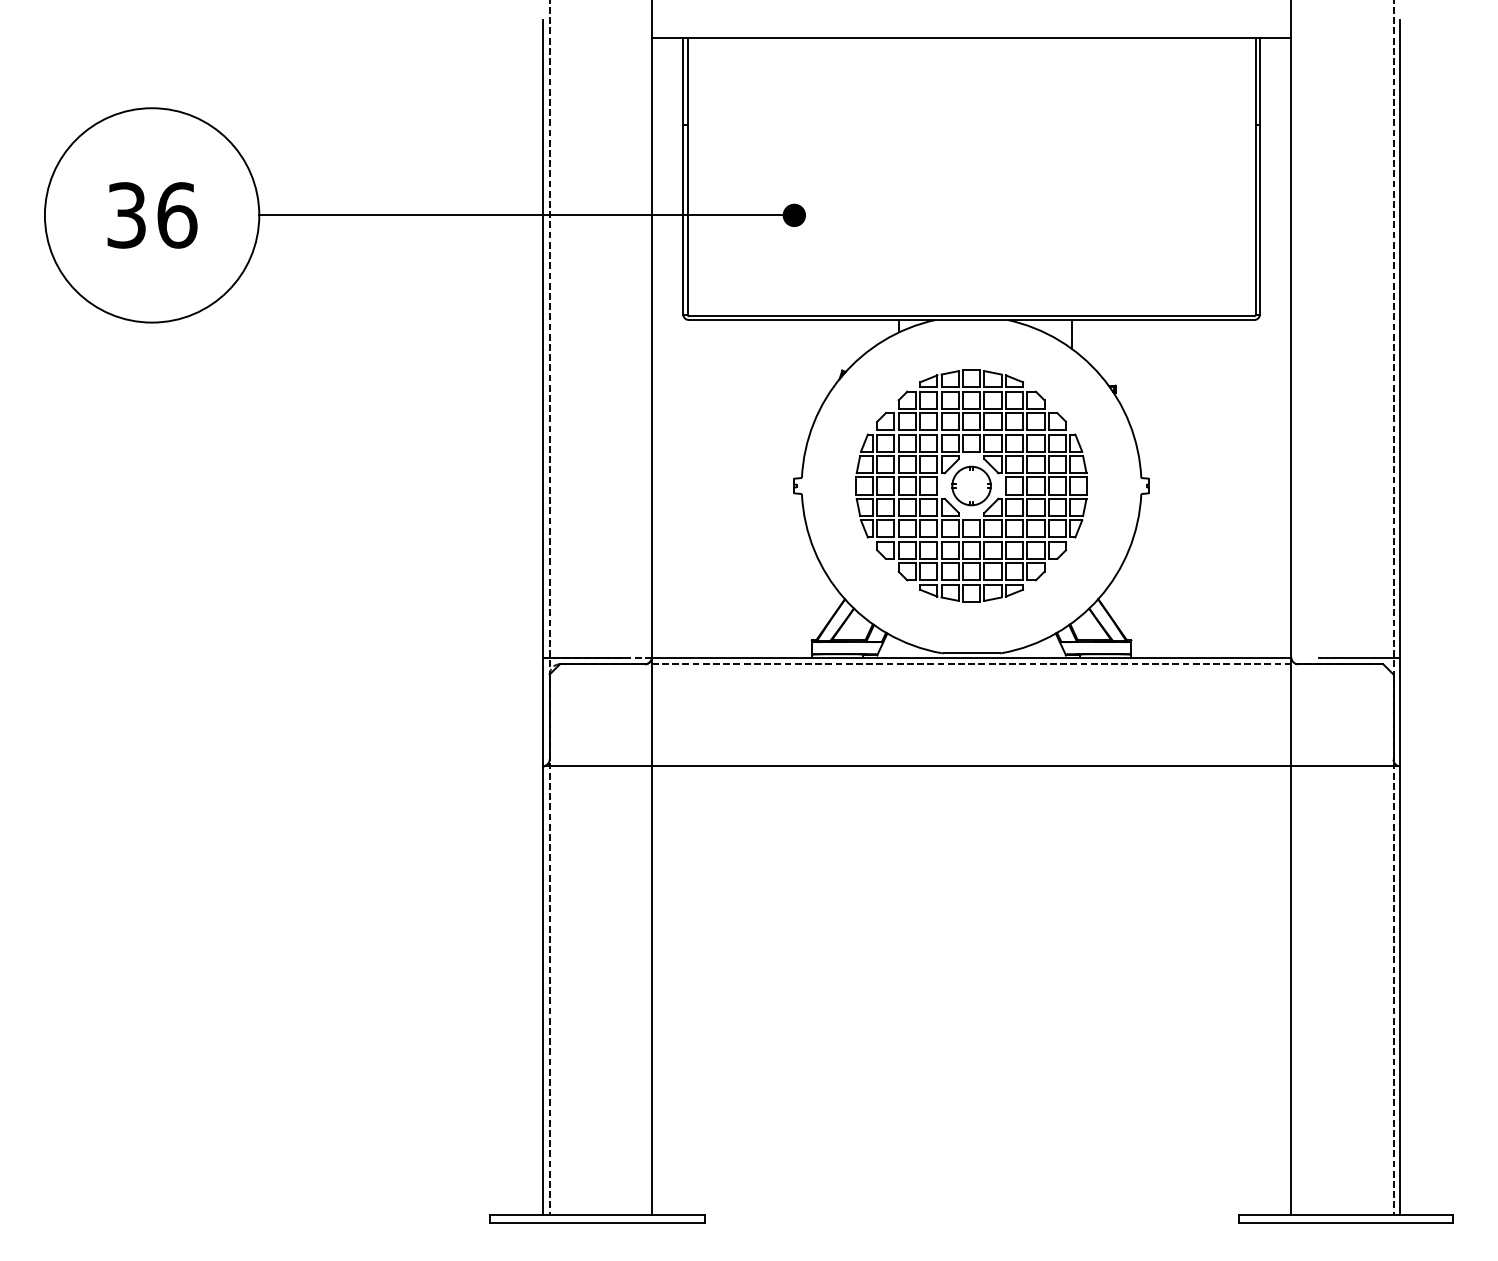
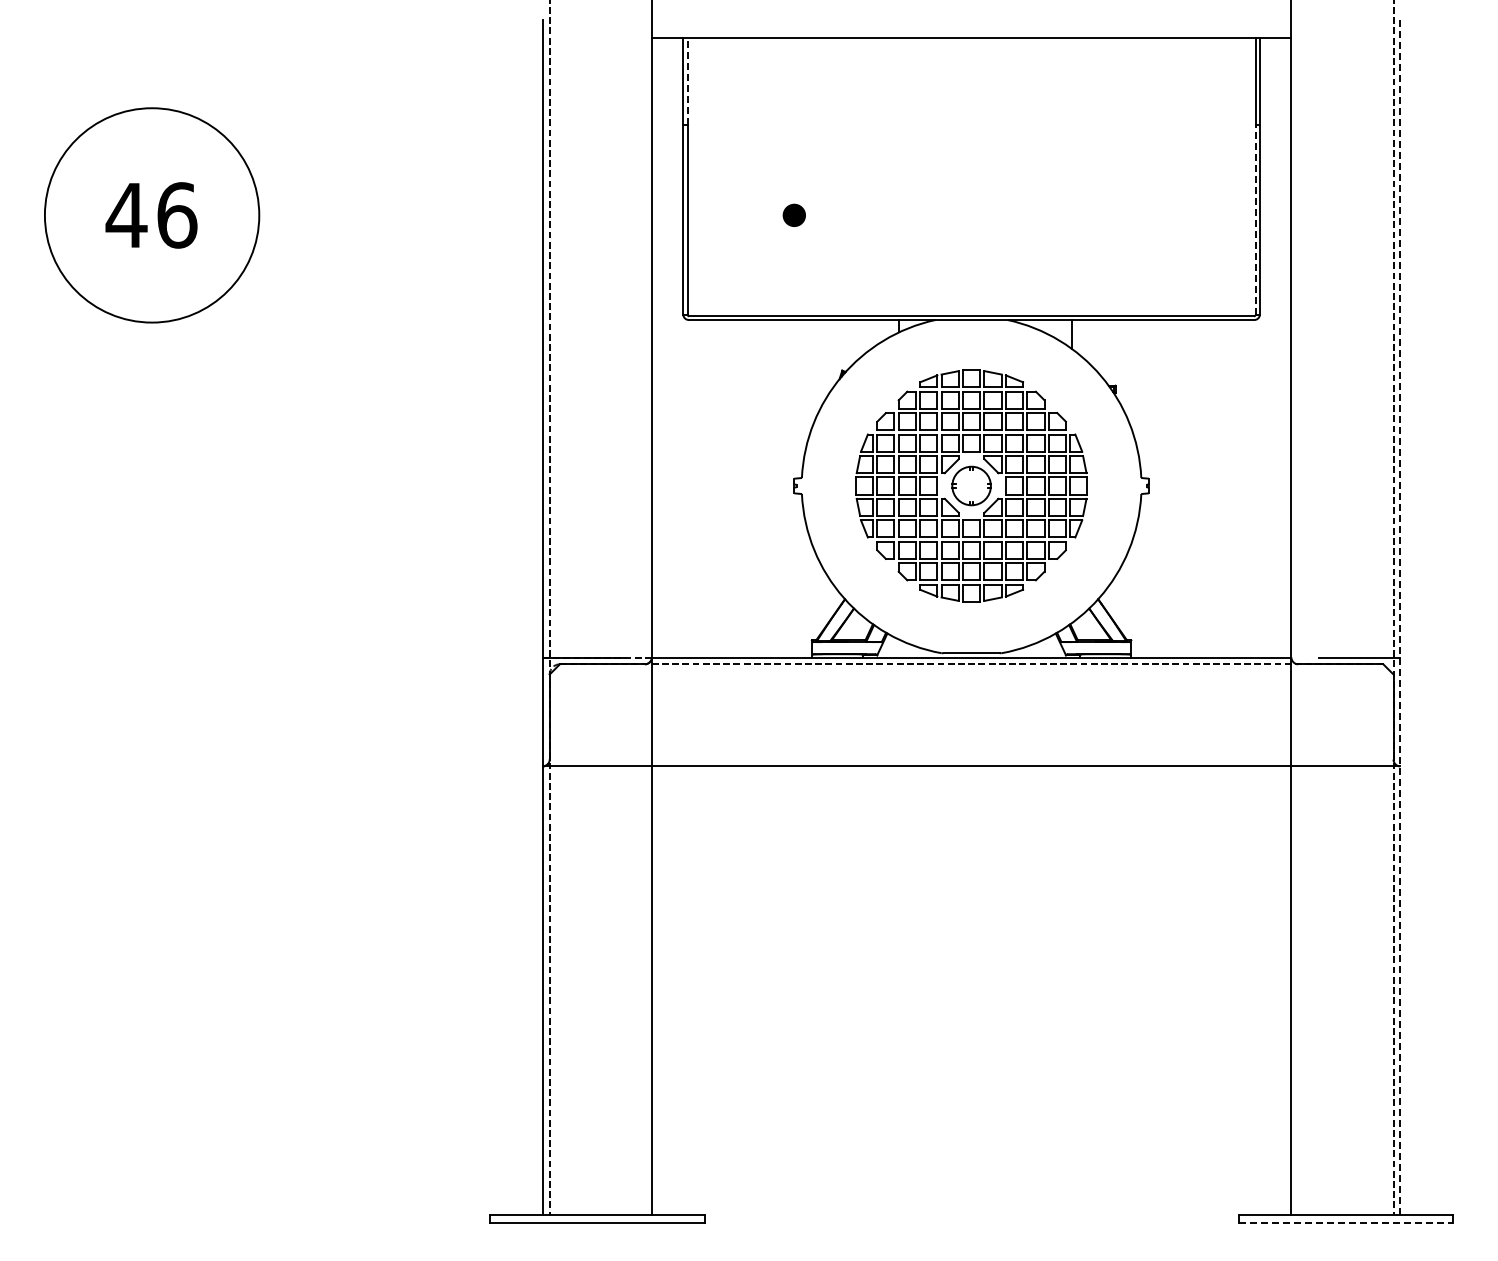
line: solid -> dashed (687, 81)
text: 36 -> 46 (126, 215)
line: present -> none (521, 215)
line: solid -> dashed (1255, 220)
line: solid -> dashed (1400, 617)
line: solid -> dashed (1346, 1223)
